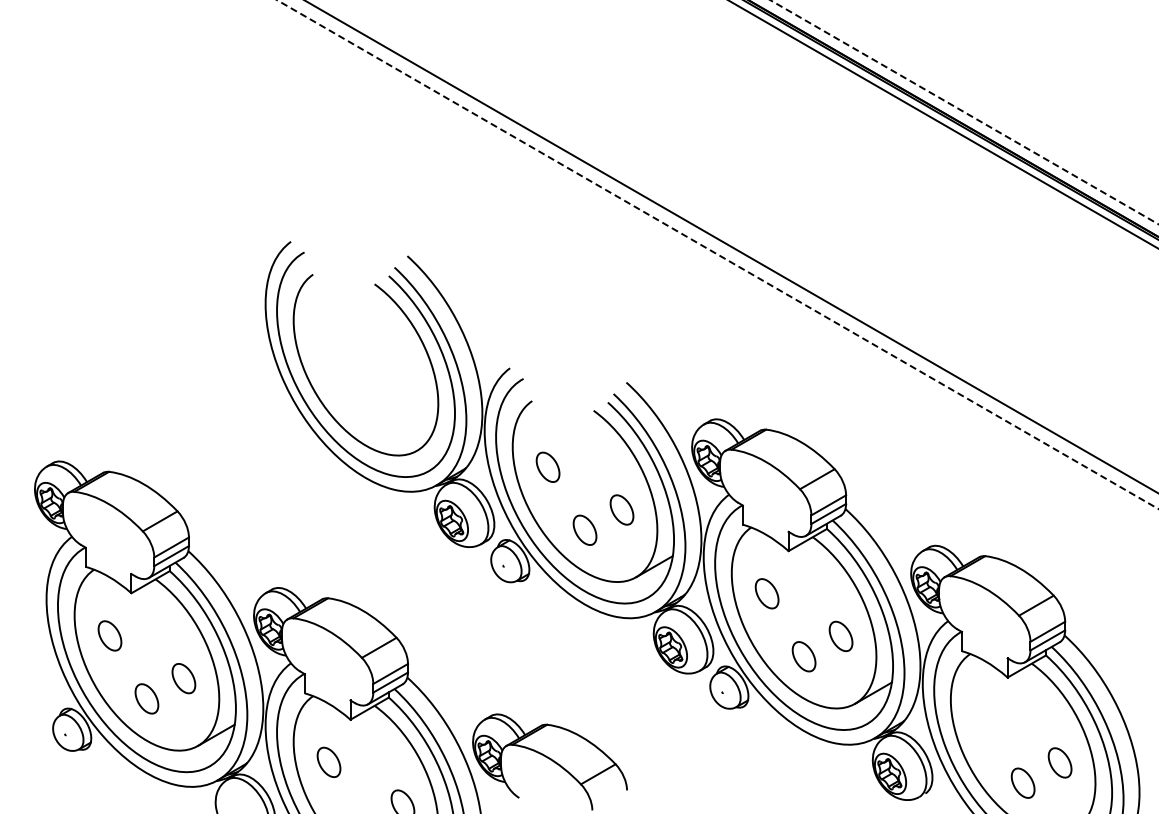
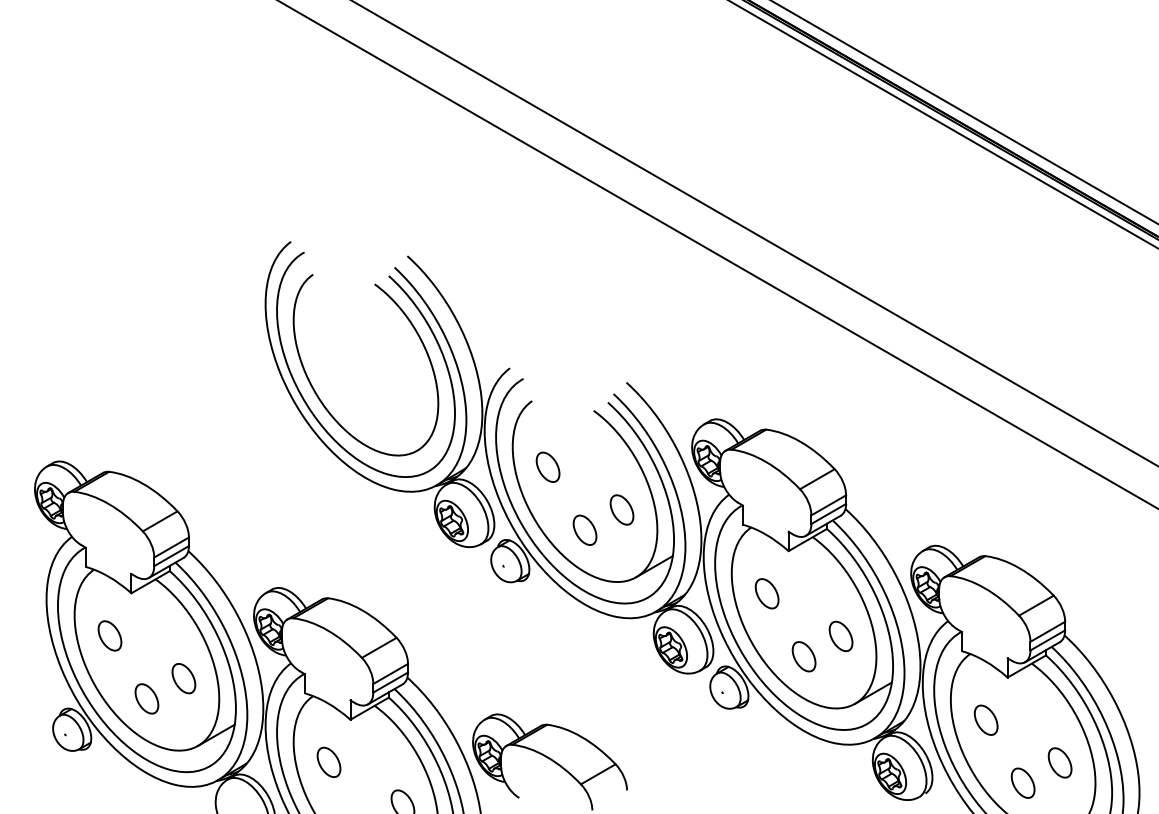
line: dashed -> solid (964, 112)
line position: (731, 246) -> (754, 233) (754, 233)
line: dashed -> solid (717, 254)
part: none -> present (985, 719)
